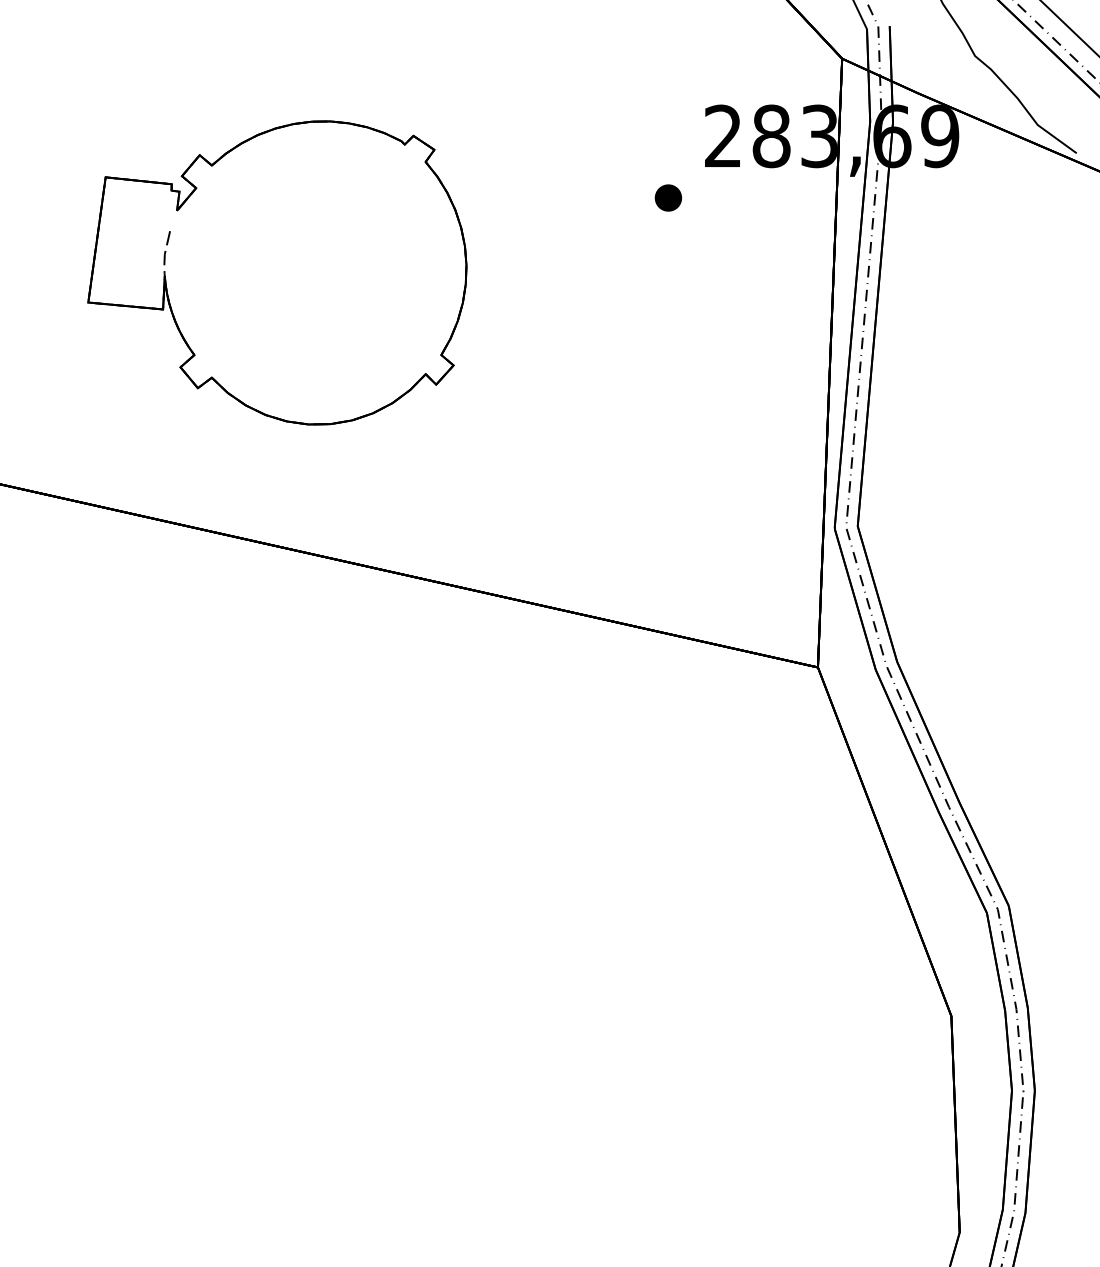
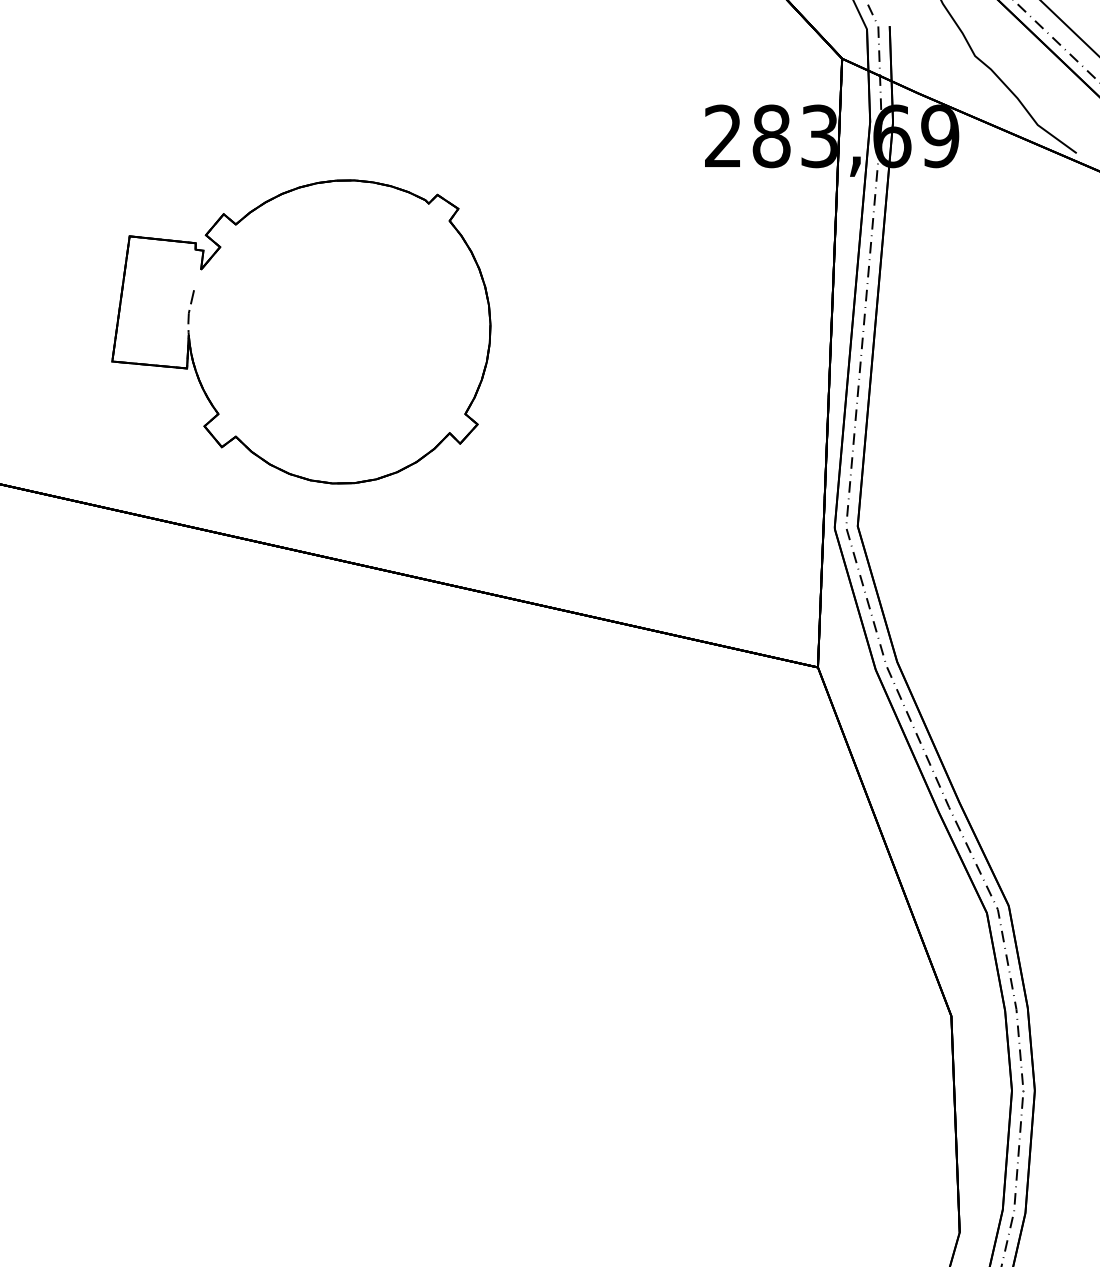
part: present -> none (667, 197)
part position: (277, 272) -> (301, 331) (301, 331)
